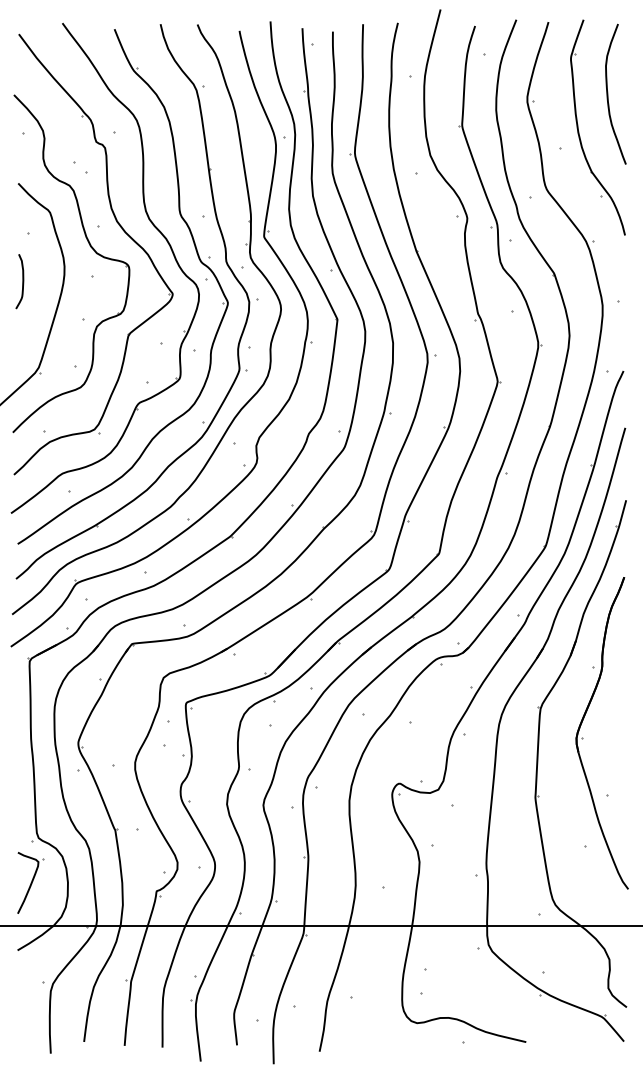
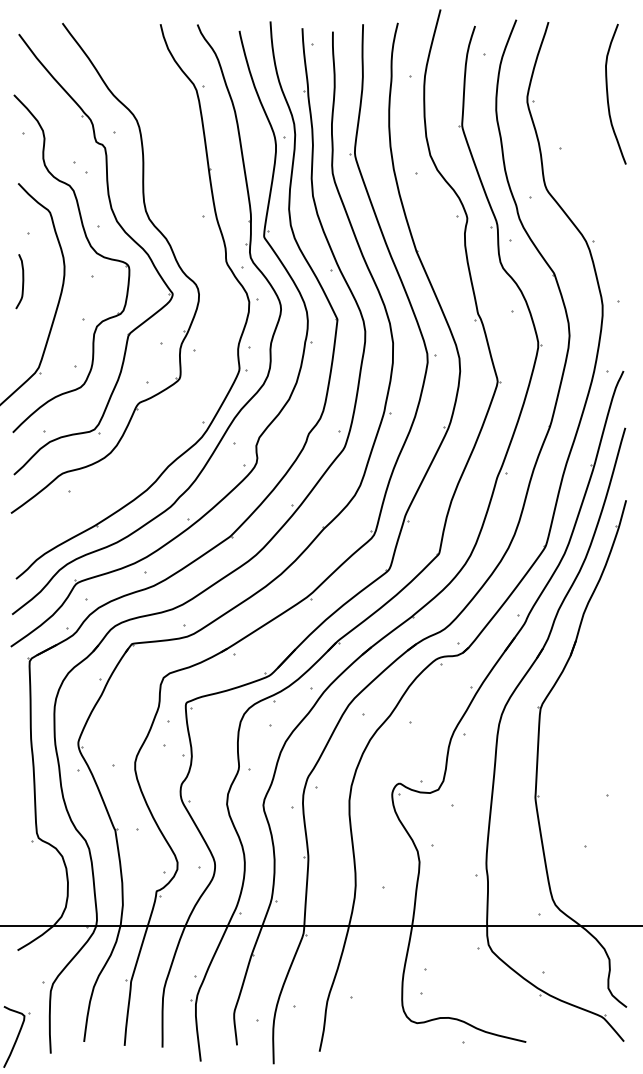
part: present -> none (579, 131)
part: present -> none (198, 259)
part: present -> none (583, 738)
part position: (30, 882) -> (16, 1036) (16, 1036)
